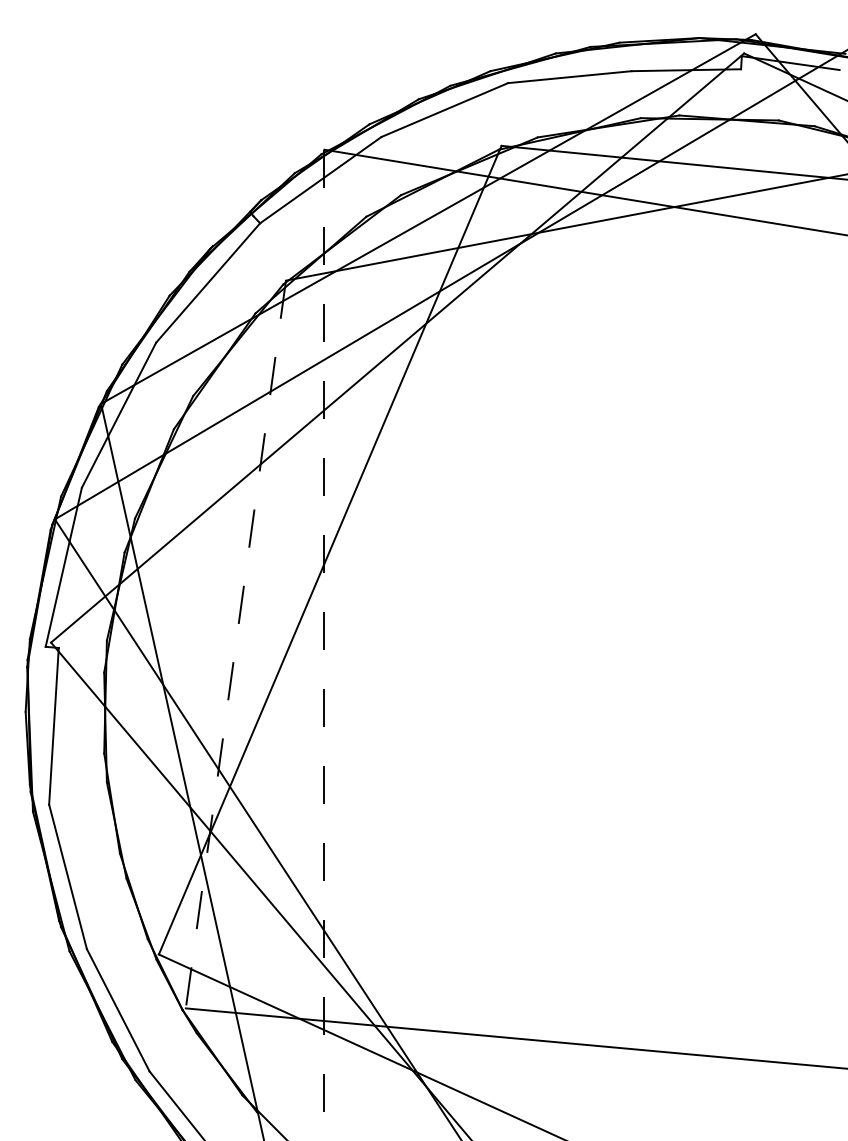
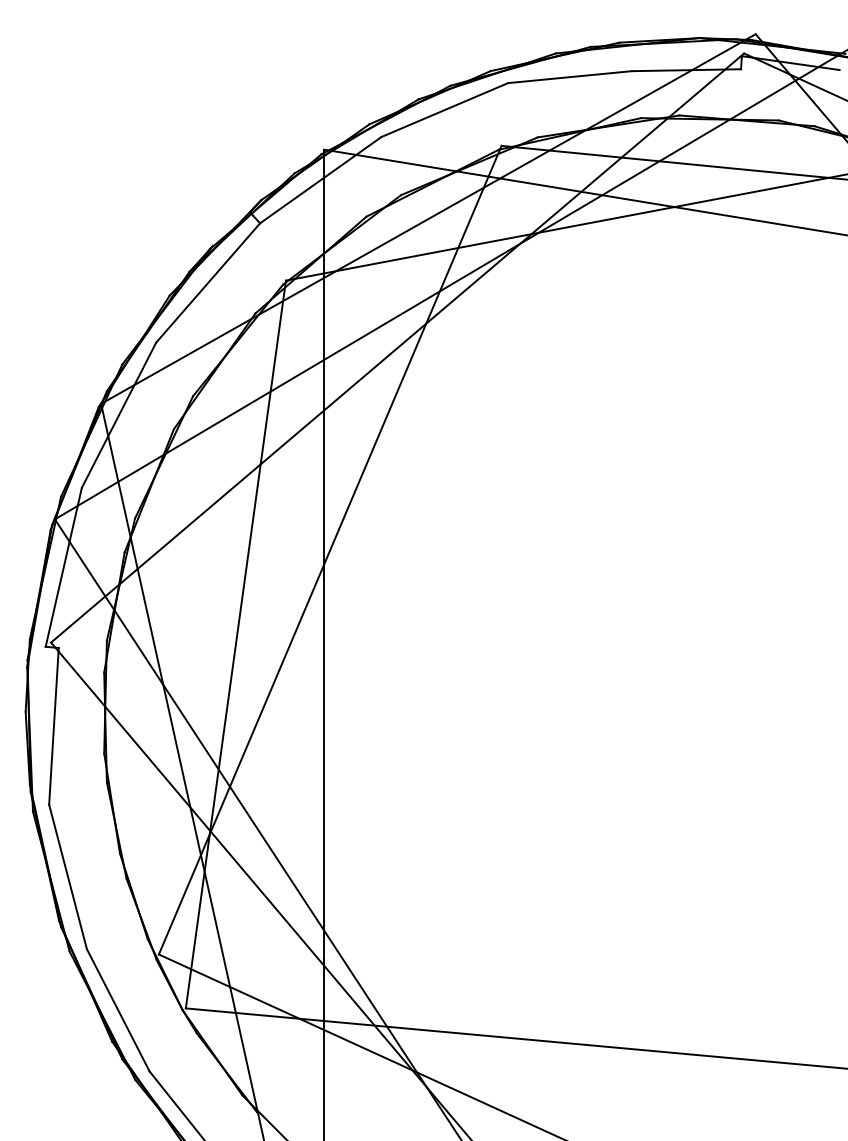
line: dashed -> solid (324, 644)
line: dashed -> solid (235, 645)
